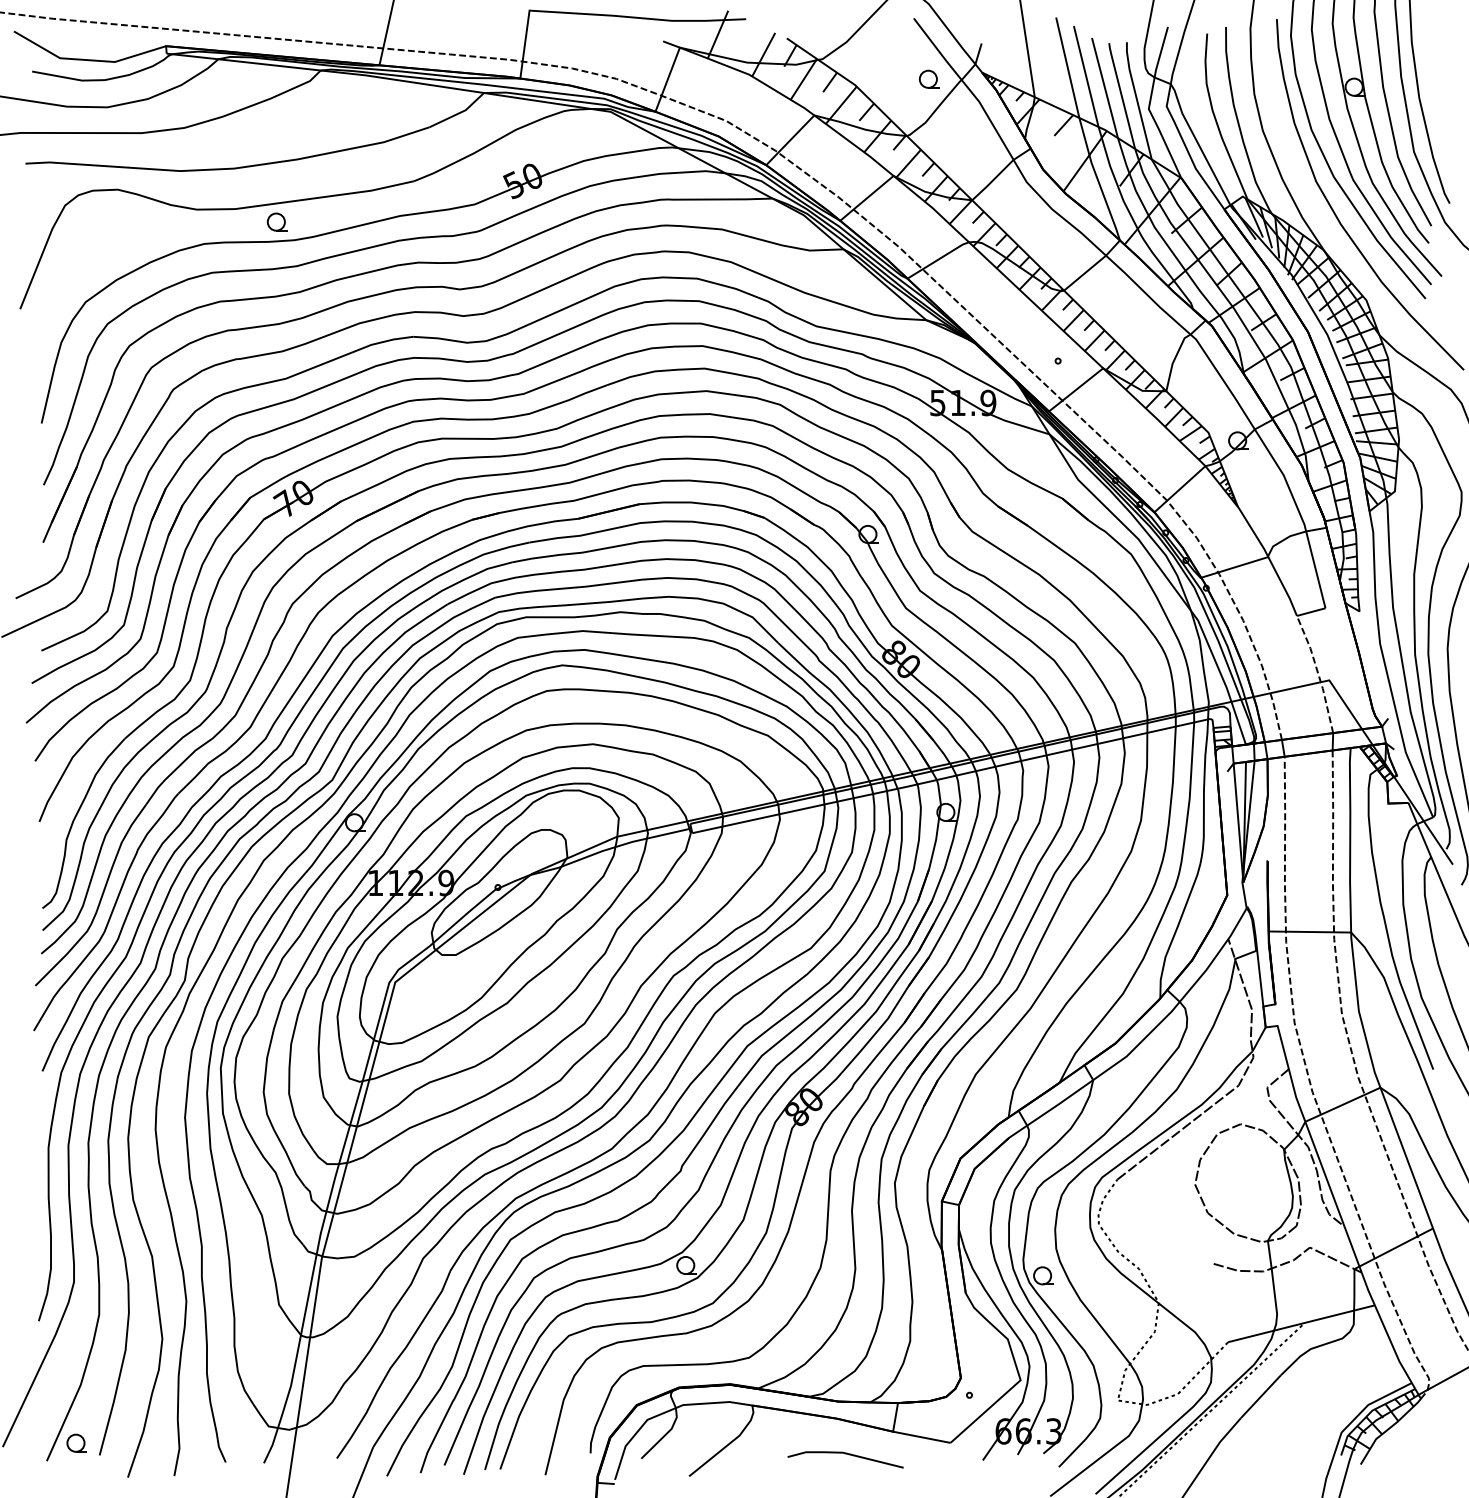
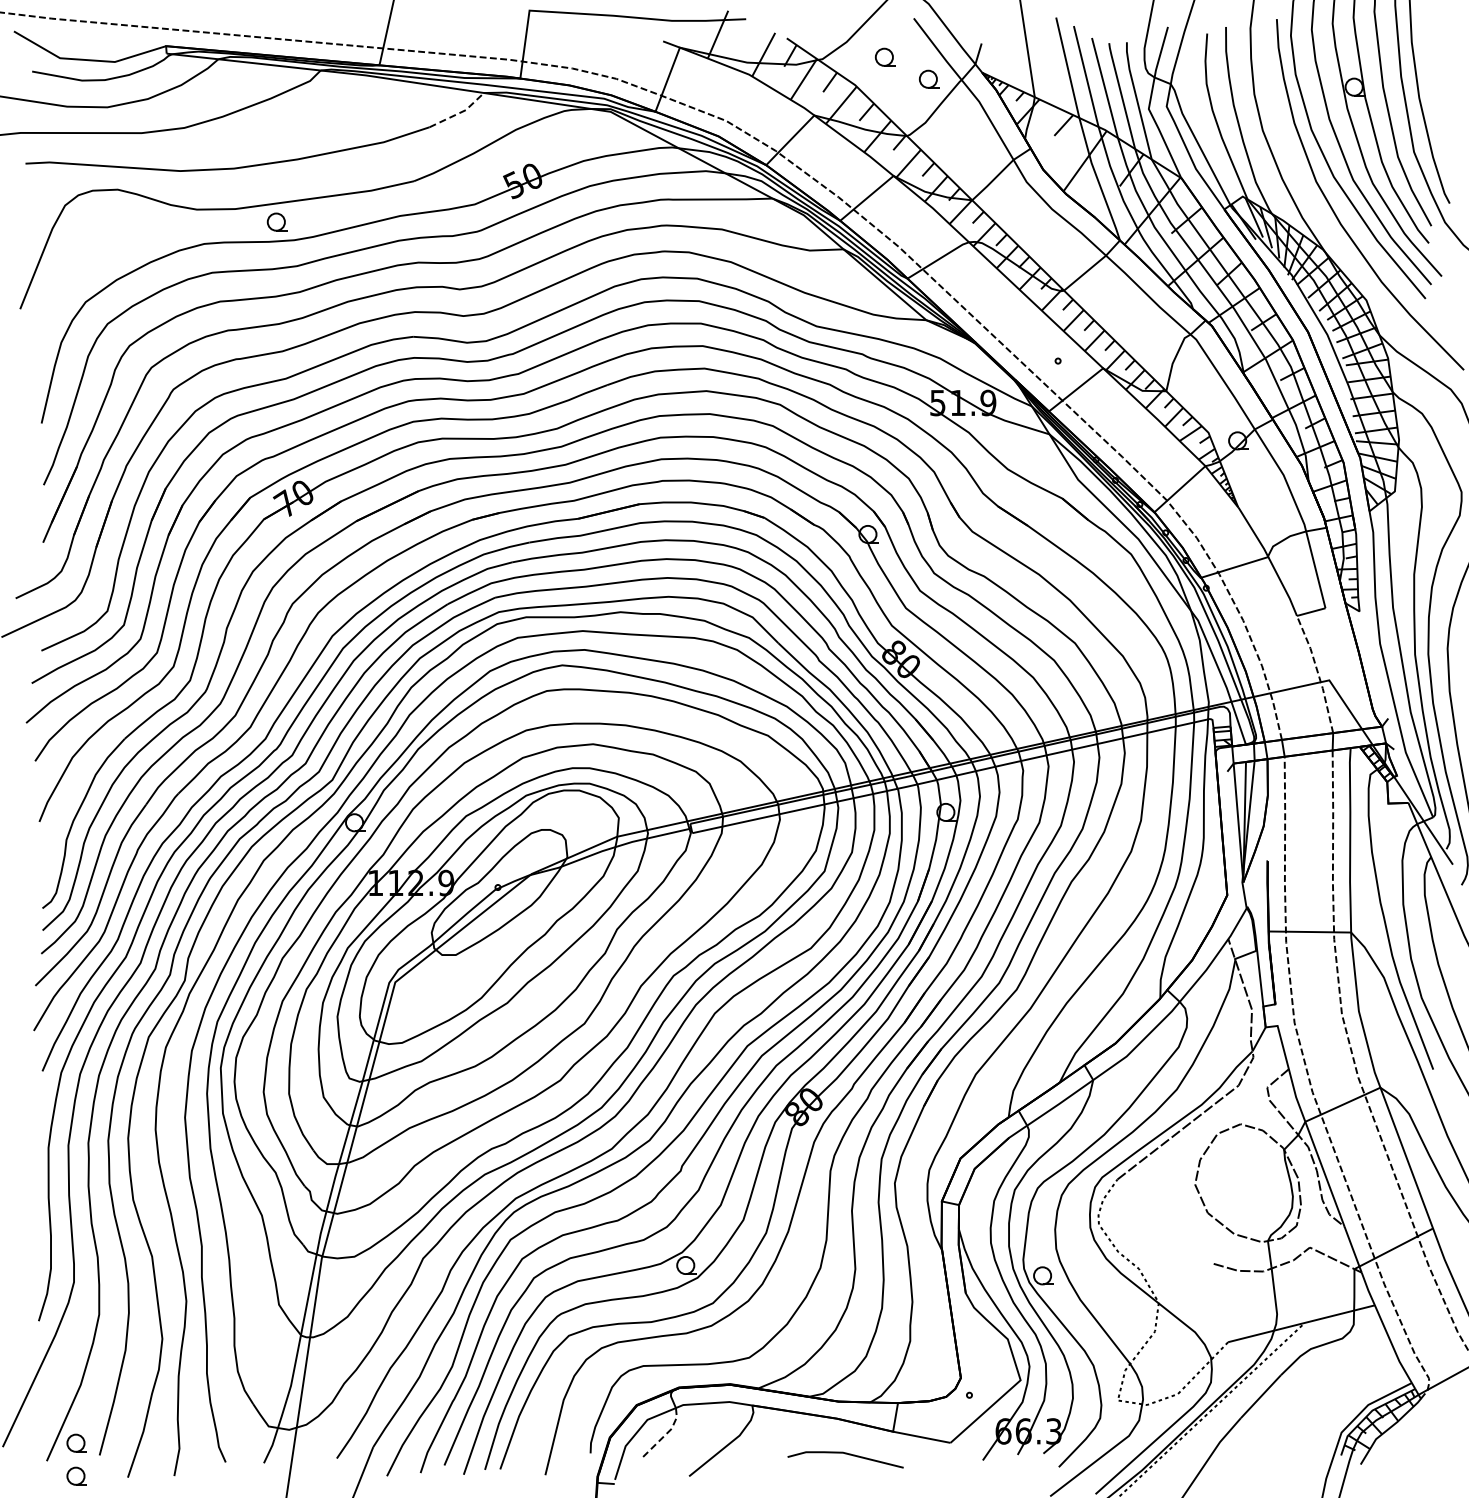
part: none -> present (884, 56)
line: solid -> dashed (459, 113)
line: solid -> dashed (665, 1435)
part: none -> present (76, 1475)
